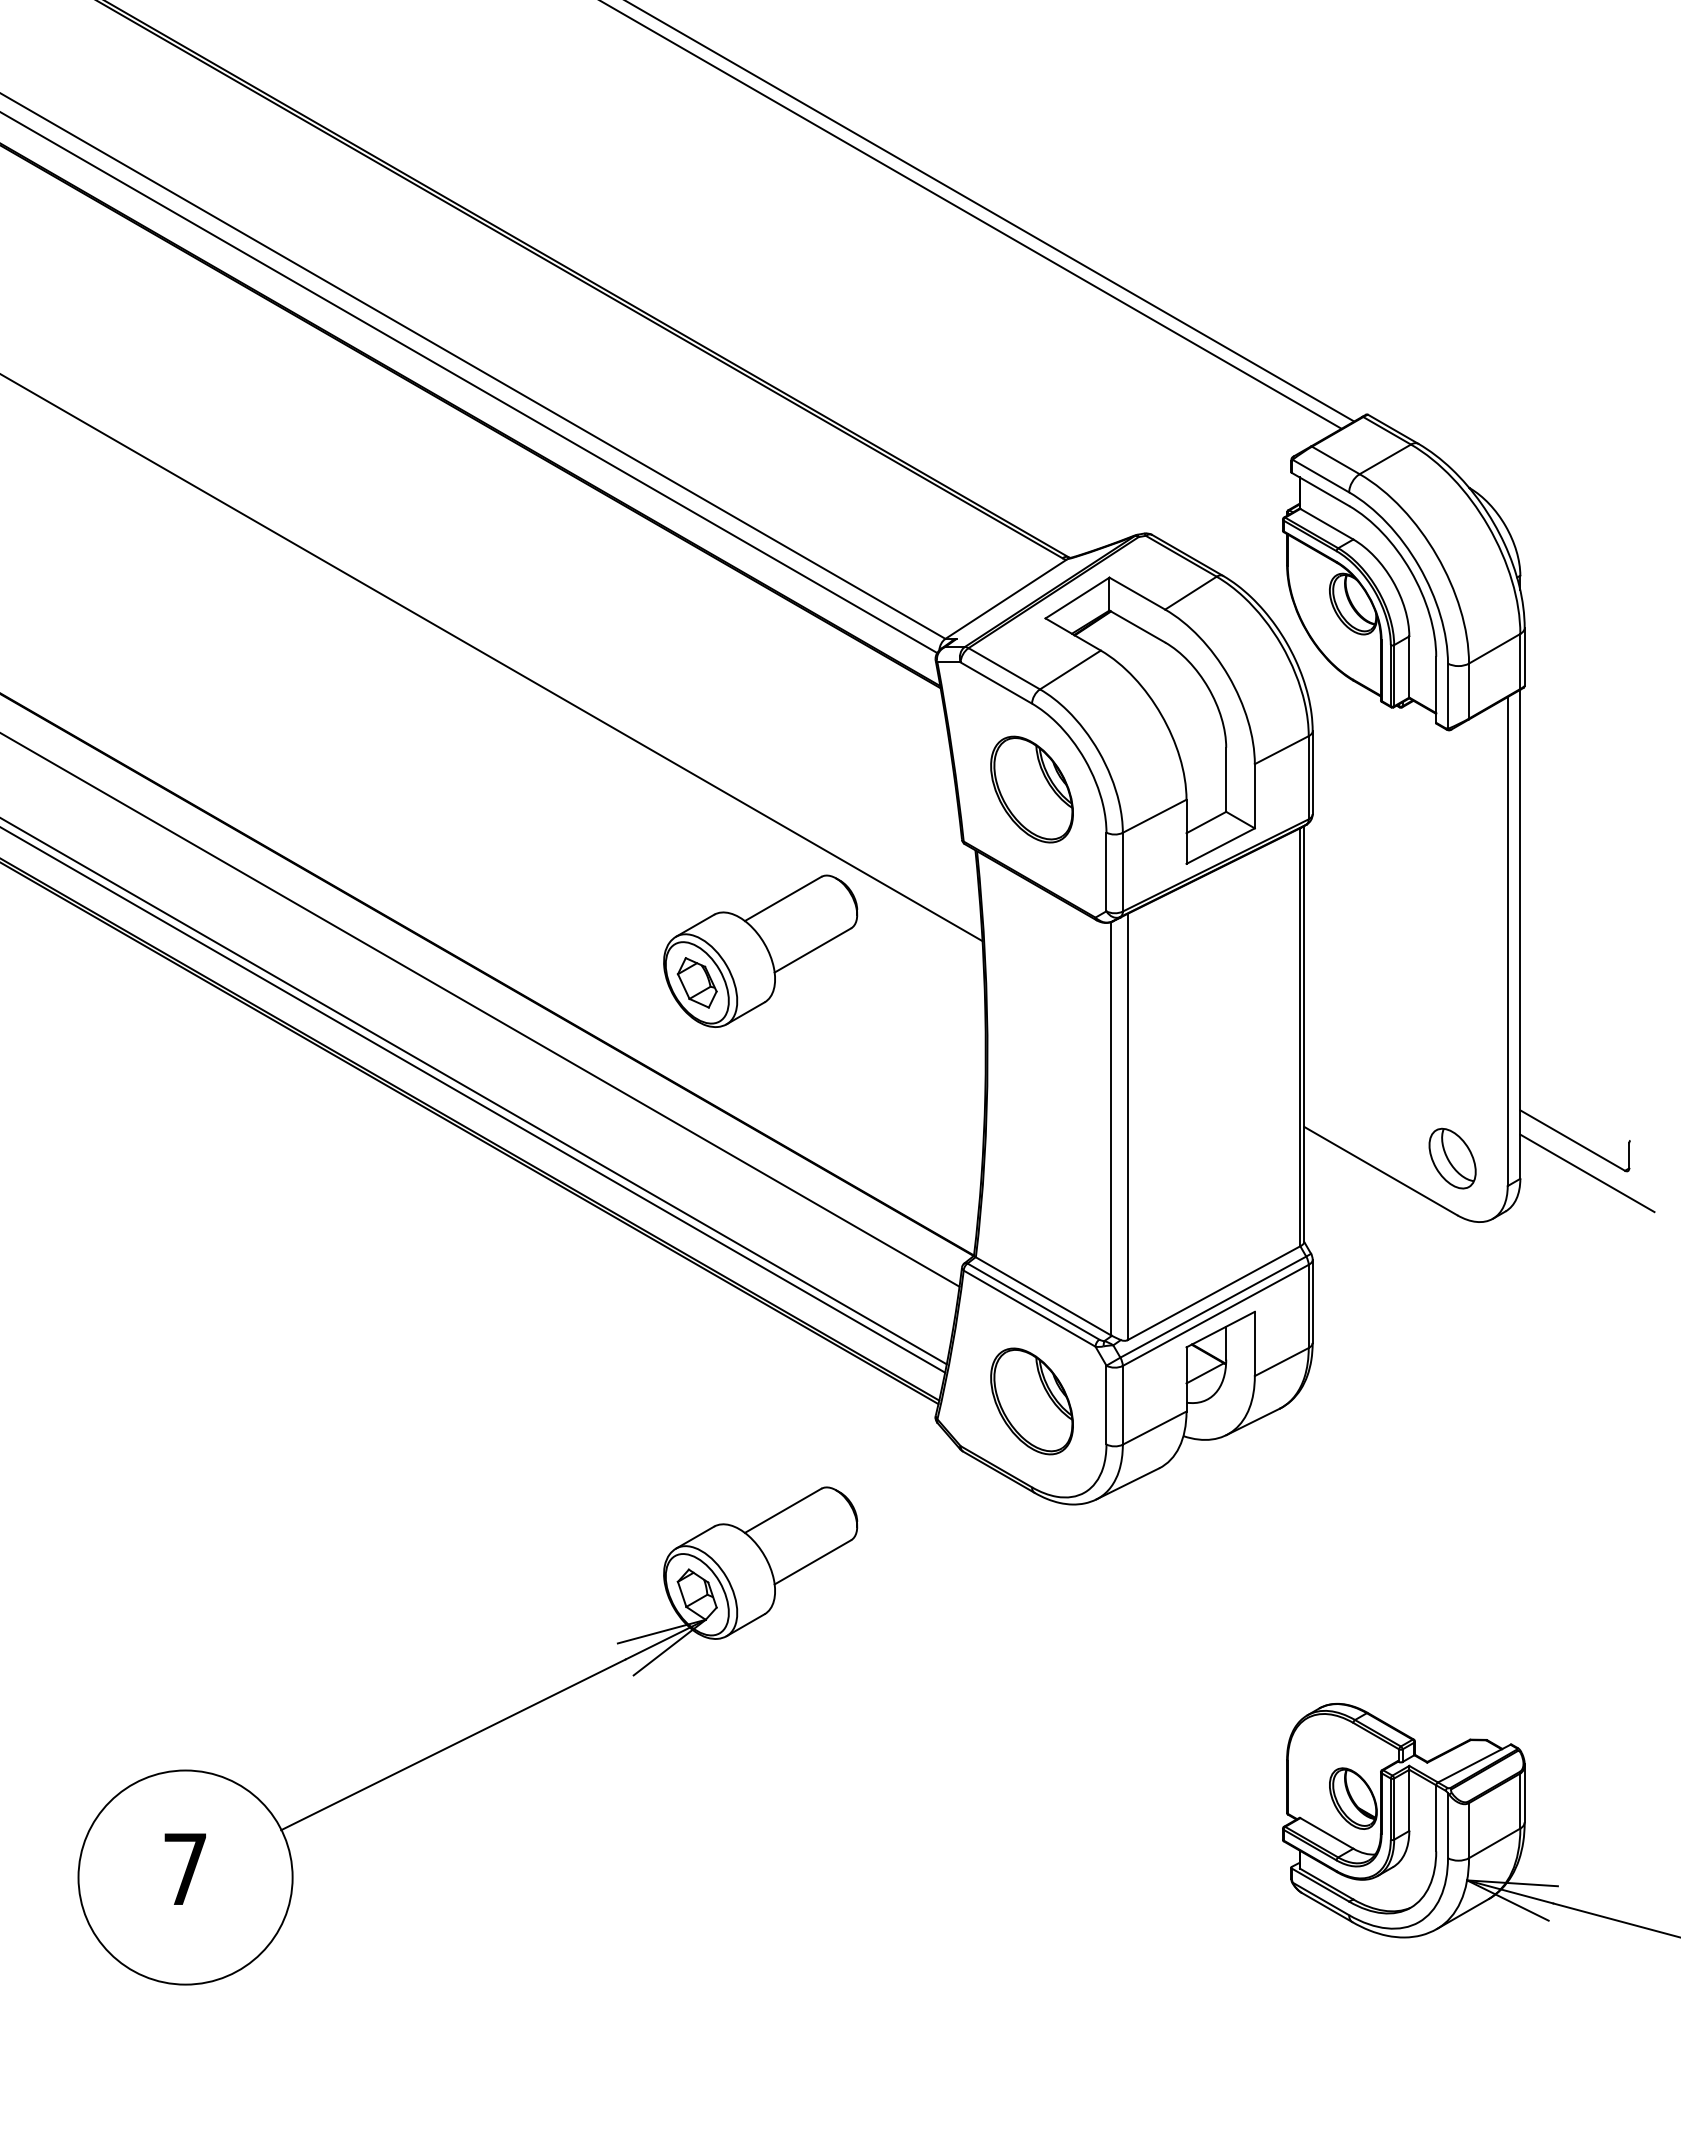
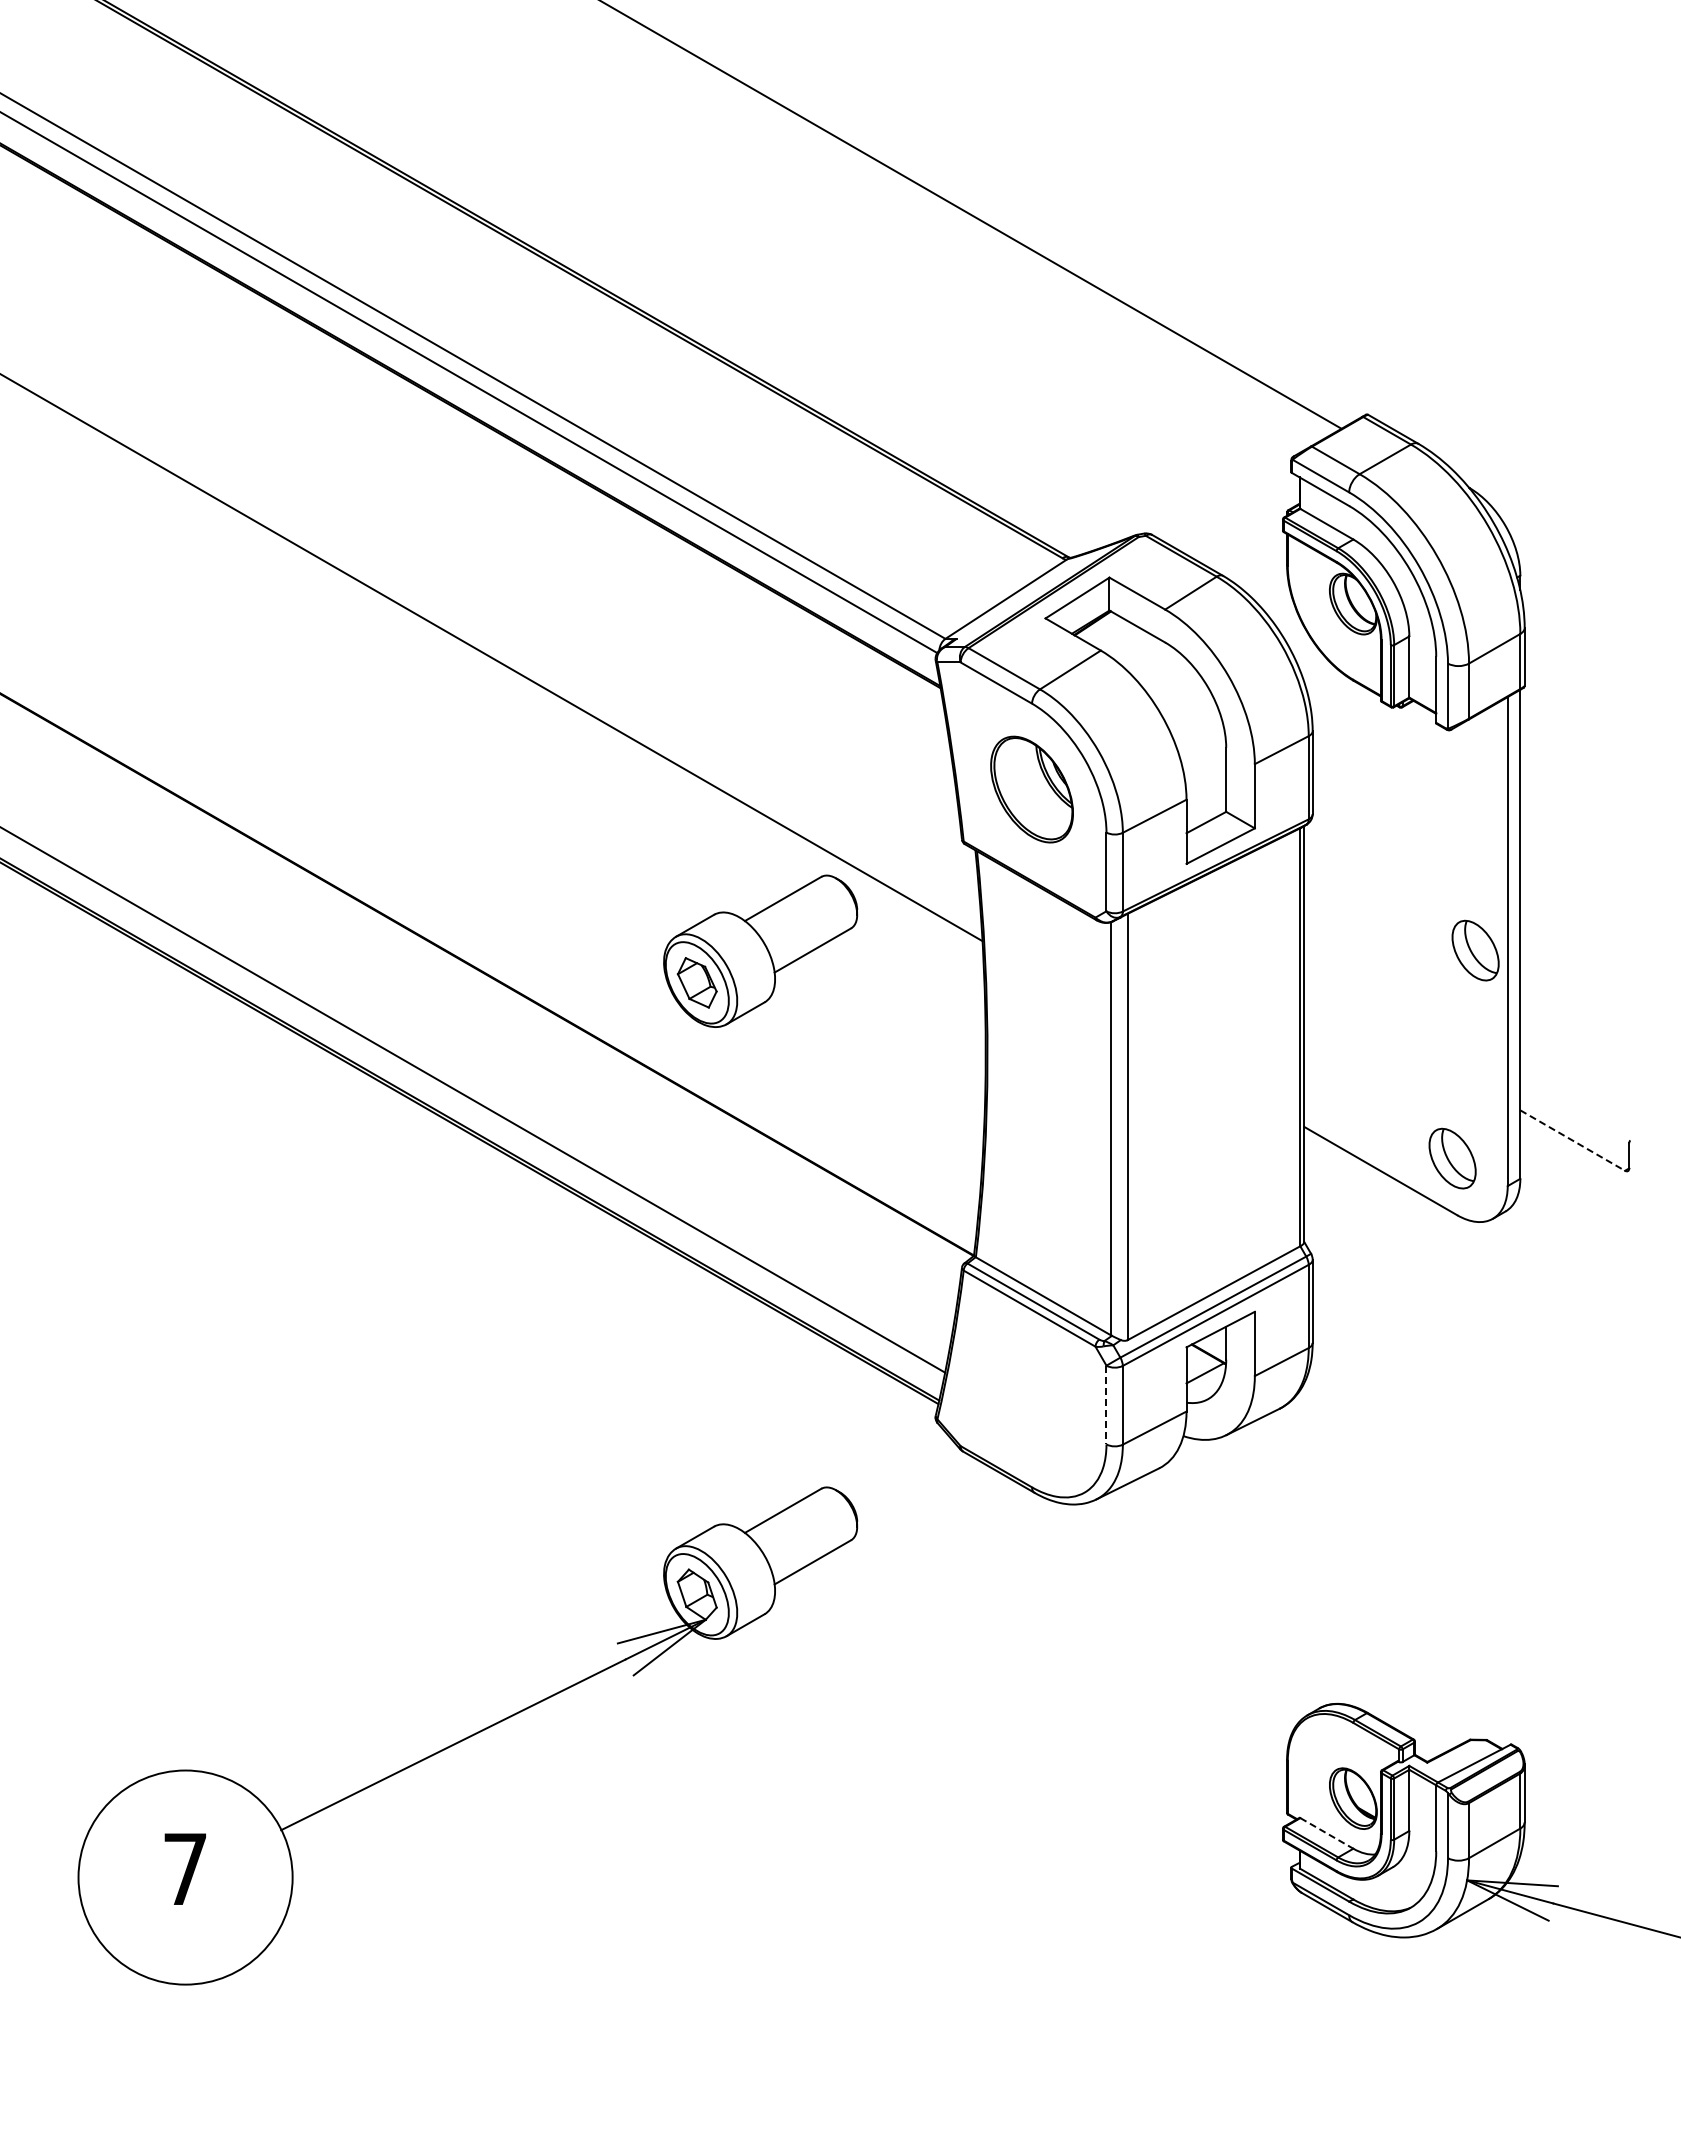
line: present -> none (991, 211)
part: none -> present (1475, 950)
line: present -> none (480, 1010)
line: present -> none (474, 1091)
line: solid -> dashed (1573, 1140)
line: present -> none (1587, 1173)
part: present -> none (1031, 1401)
line: solid -> dashed (1106, 1405)
line: solid -> dashed (1326, 1833)
